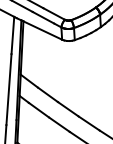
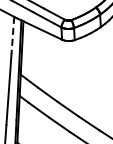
line: solid -> dashed (12, 35)
